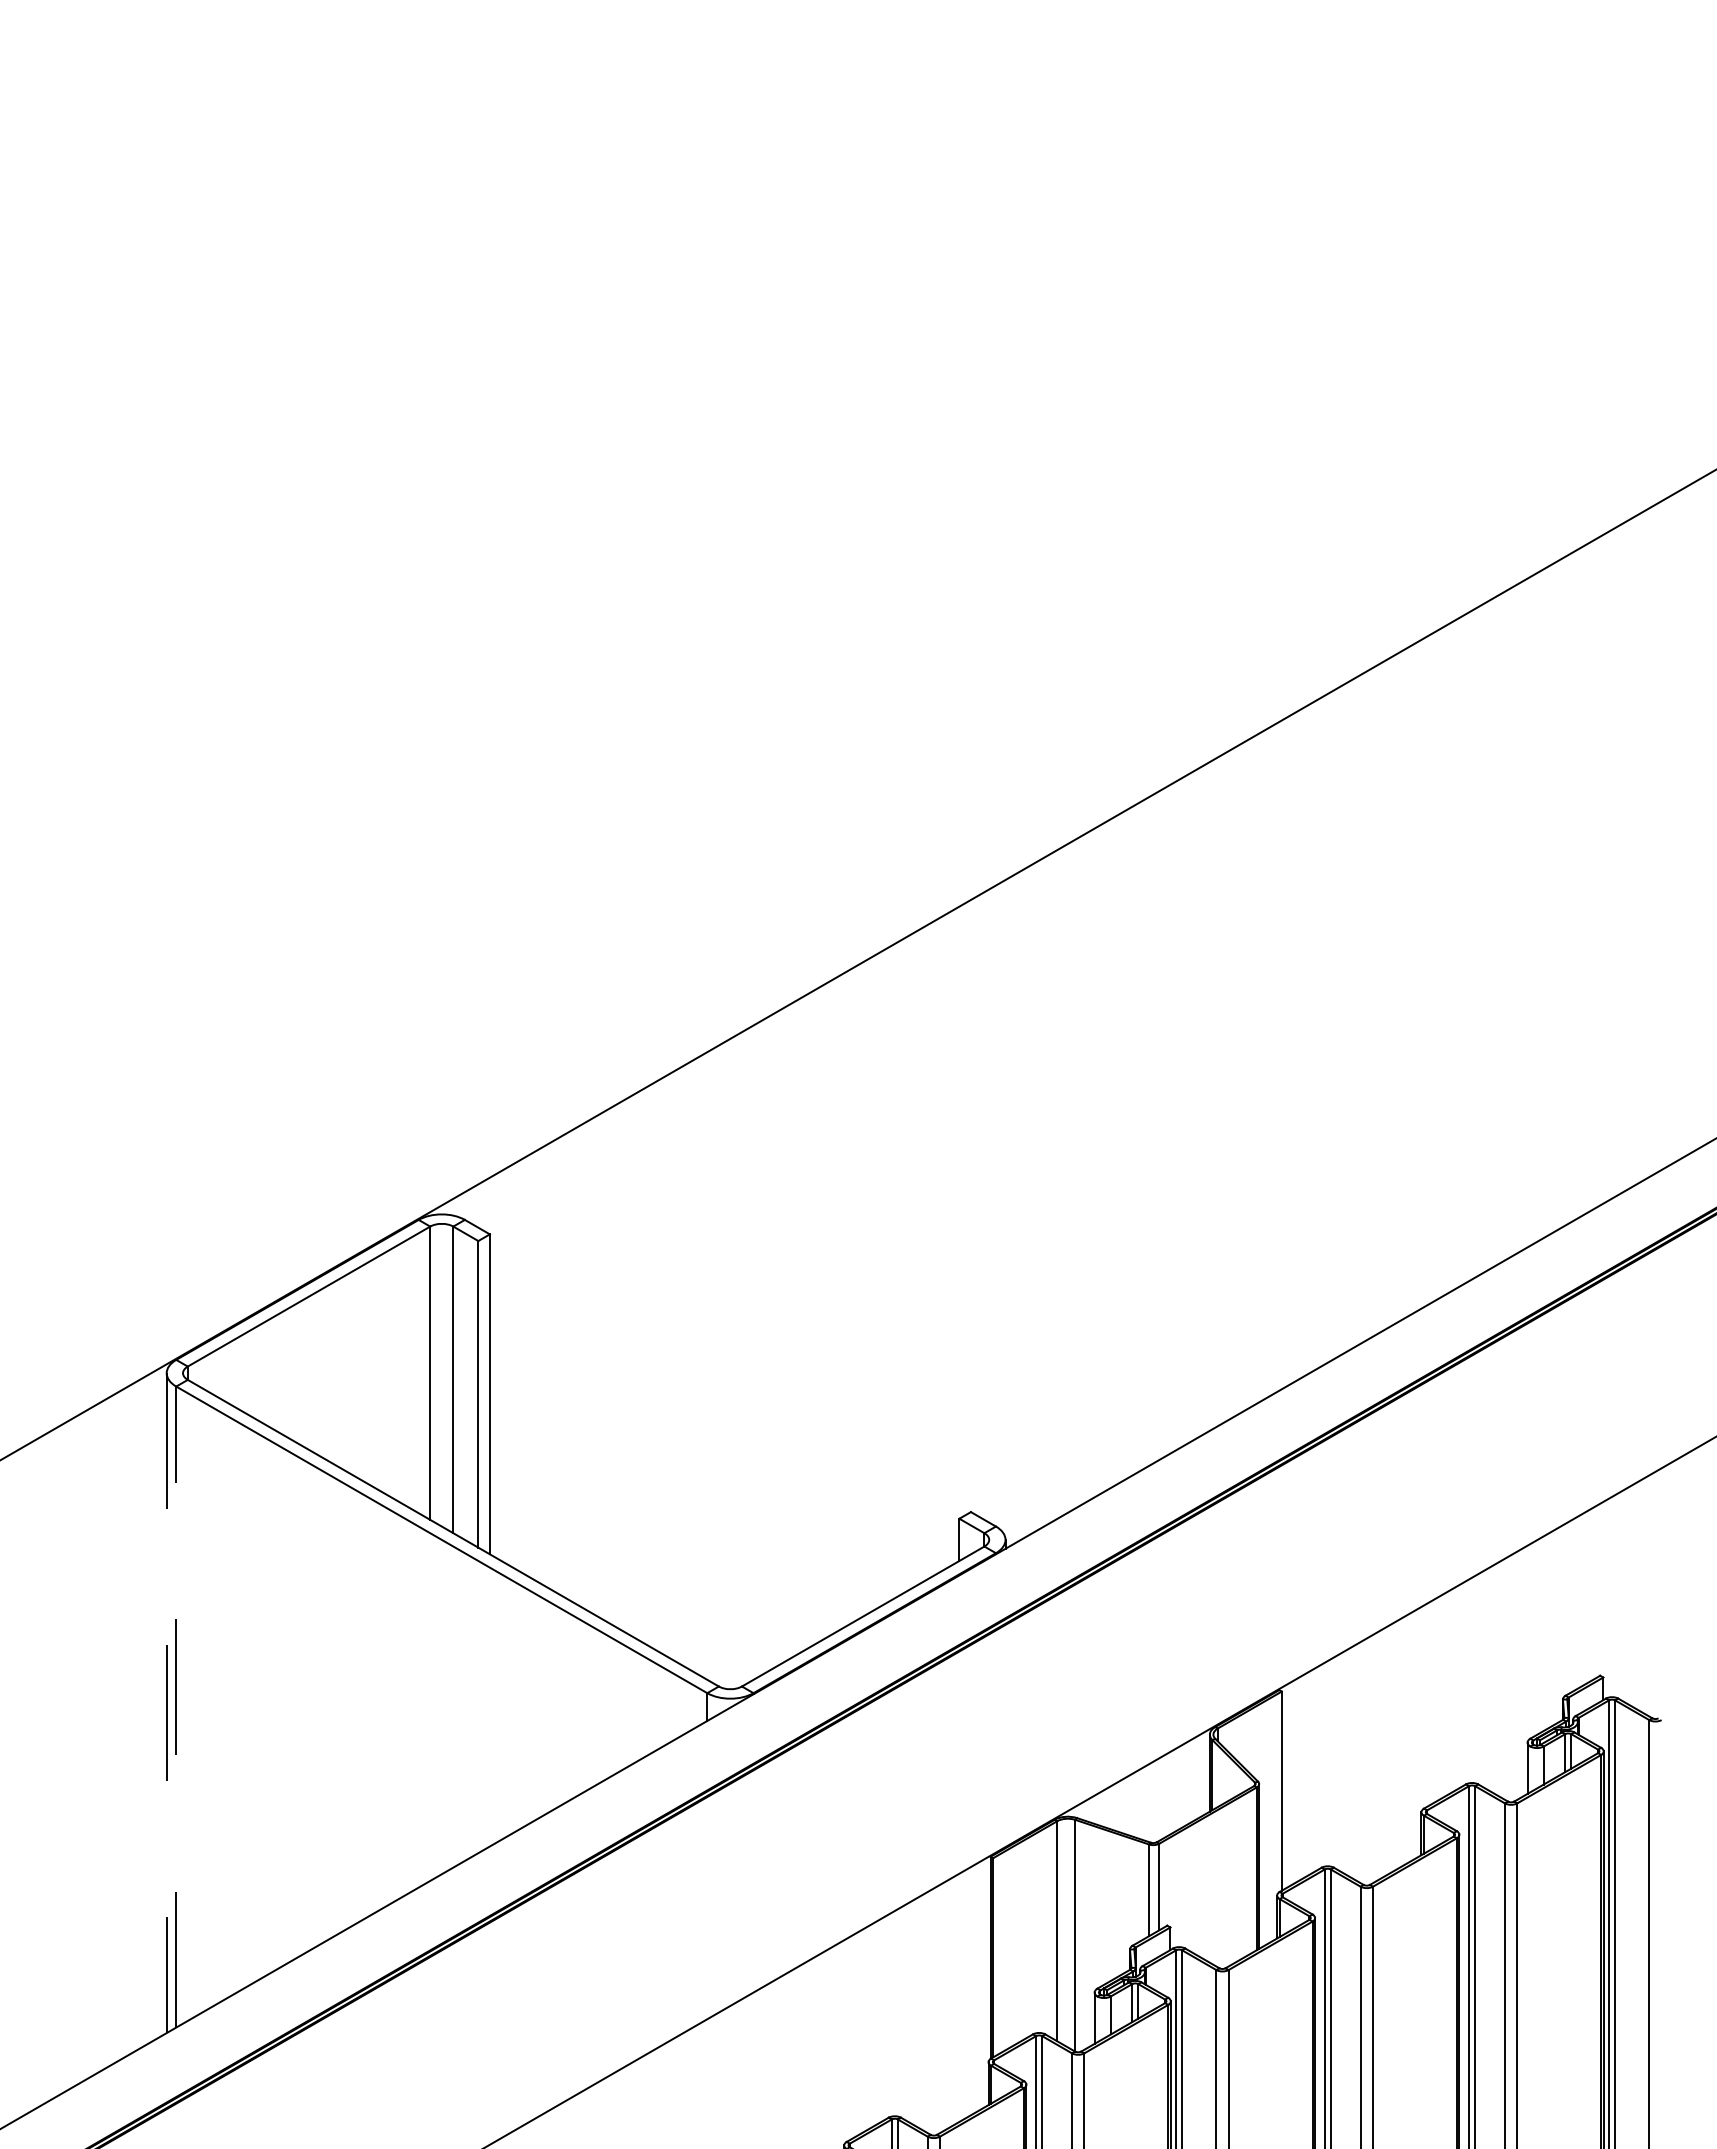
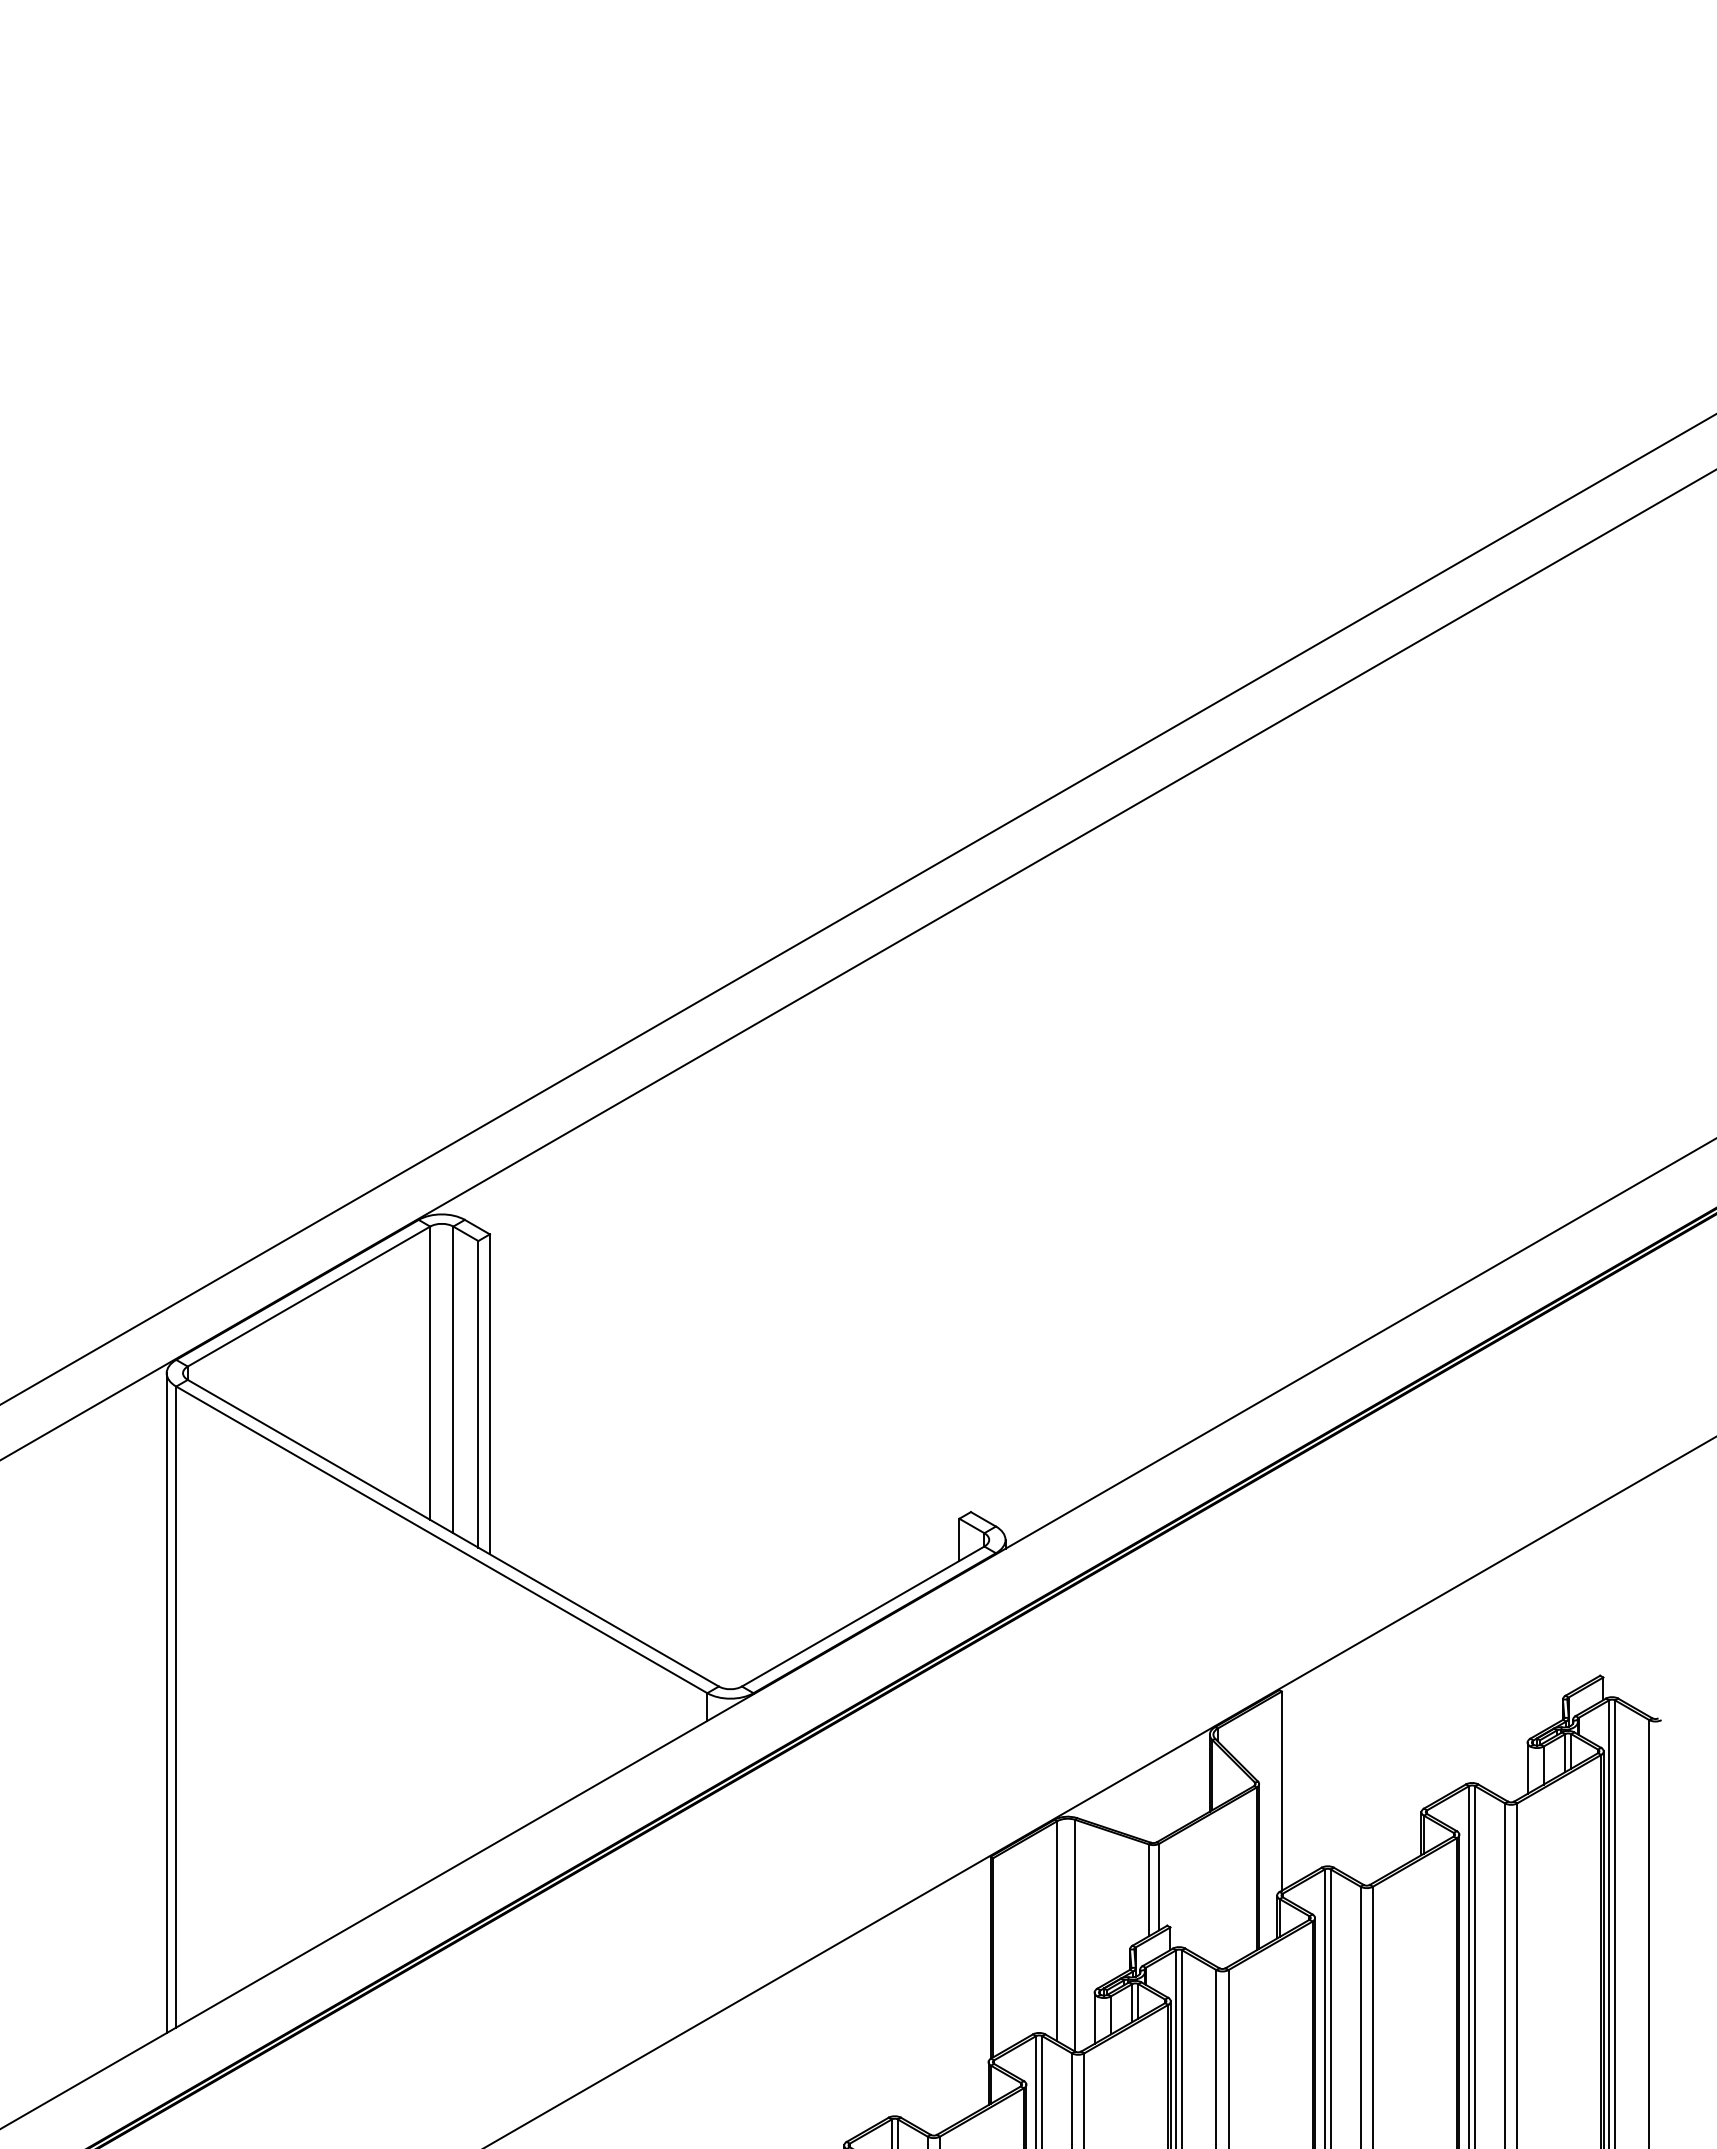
line: none -> present (857, 909)
line: dashed -> solid (166, 1703)
line: dashed -> solid (176, 1707)
